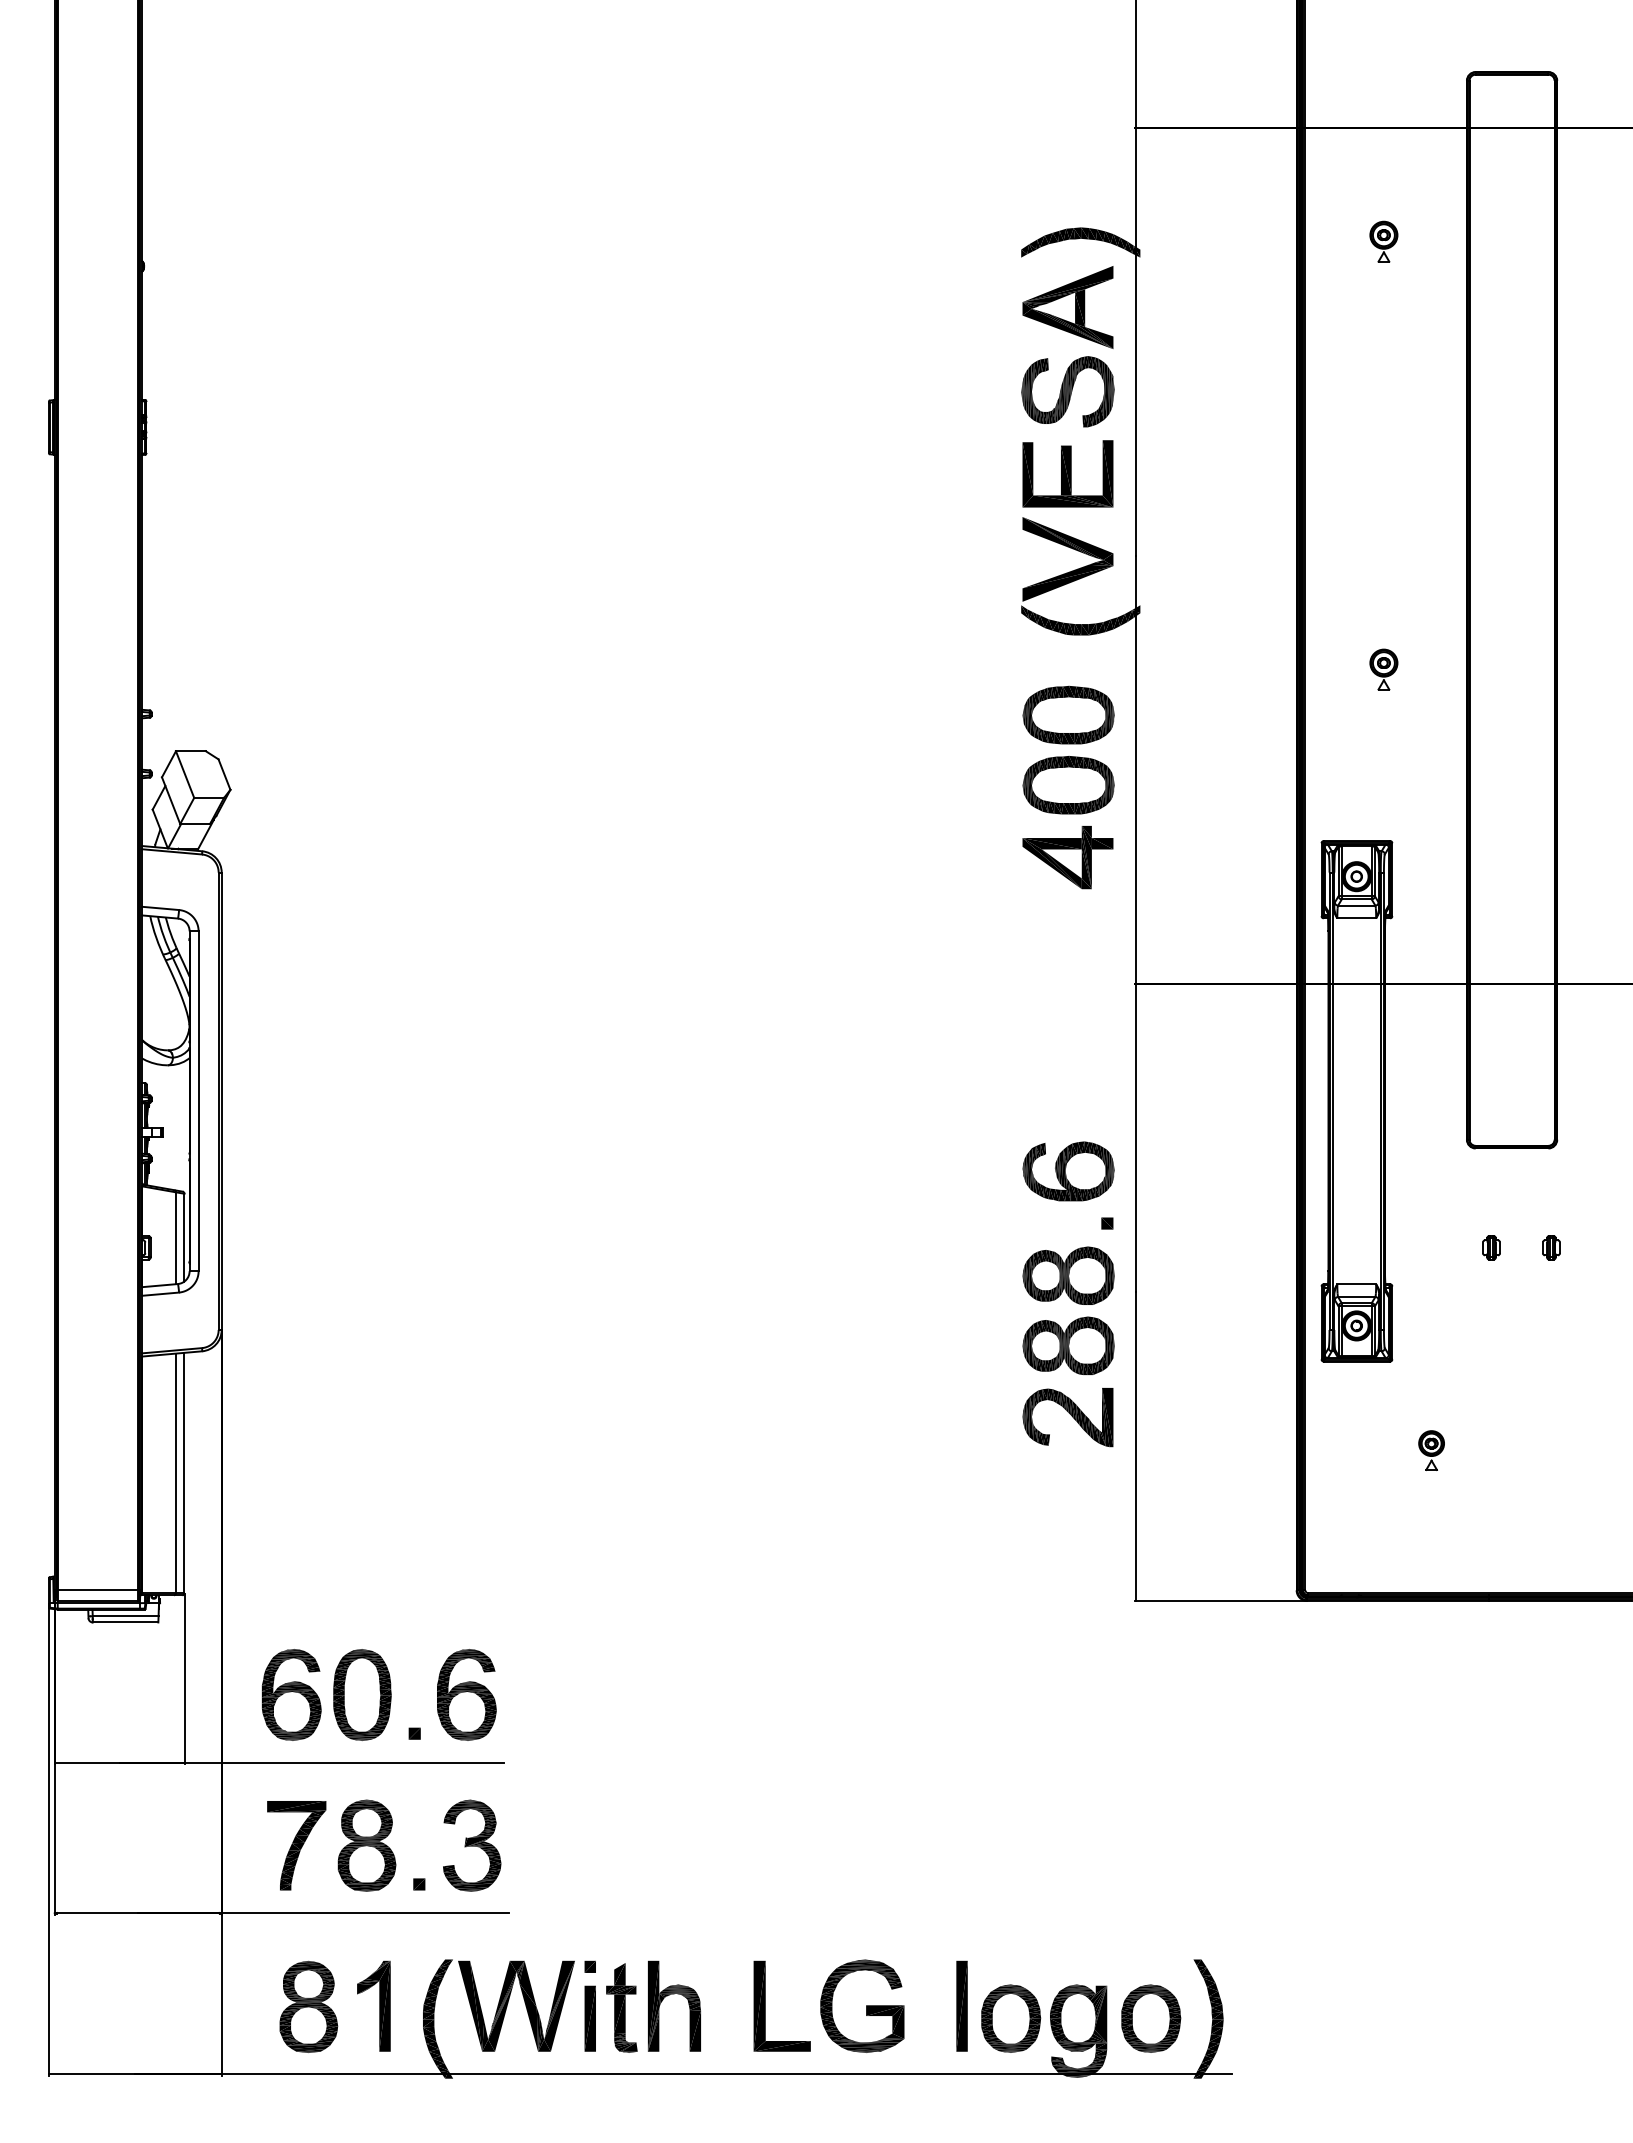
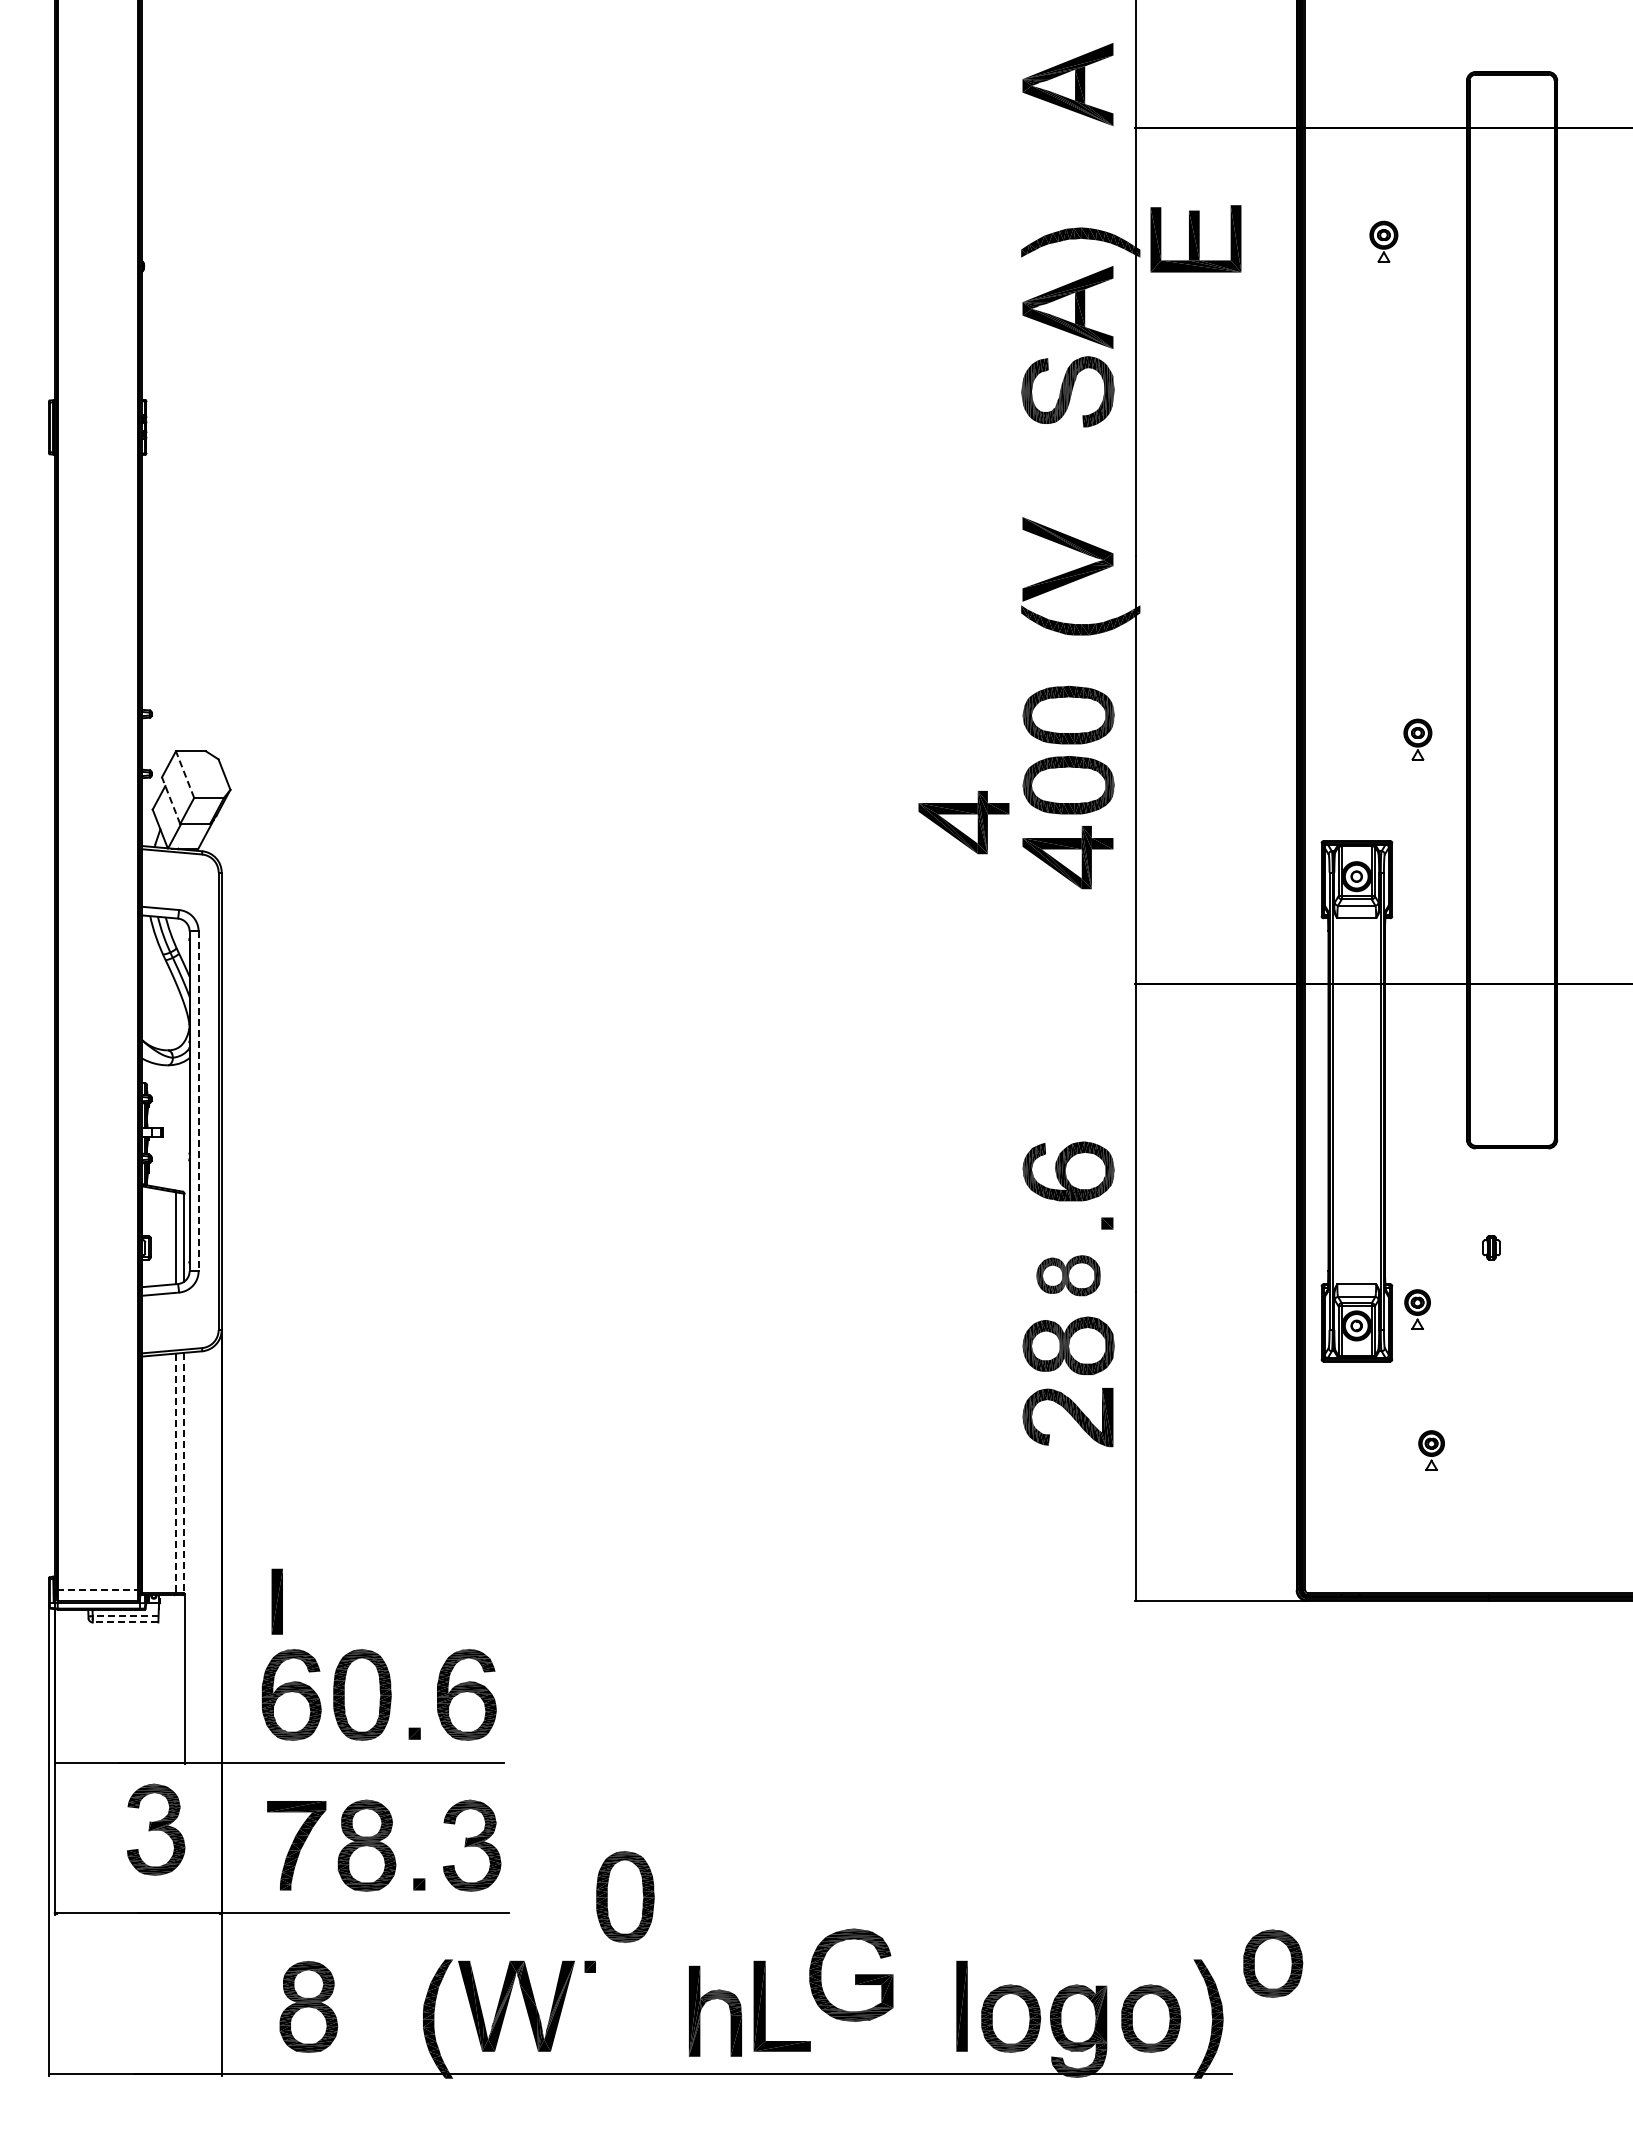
part: none -> present (1067, 84)
part position: (1067, 473) -> (1195, 238) (1195, 238)
part position: (1383, 669) -> (1417, 739) (1417, 739)
line: solid -> dashed (184, 774)
line: solid -> dashed (170, 800)
part: none -> present (963, 822)
line: solid -> dashed (198, 1101)
part: present -> none (1551, 1247)
part size: 93x59 px -> 65x42 px (1068, 1275)
part: none -> present (1417, 1309)
line: solid -> dashed (175, 1473)
line: solid -> dashed (184, 1473)
line: solid -> dashed (99, 1590)
line: solid -> dashed (125, 1616)
line: solid -> dashed (125, 1622)
part: none -> present (156, 1829)
part: none -> present (625, 1896)
part: none -> present (1273, 1963)
part position: (674, 1994) -> (715, 1999) (715, 1999)
part: present -> none (373, 2005)
part position: (862, 2005) -> (851, 1974) (851, 1974)
part: present -> none (621, 2007)
part position: (589, 2018) -> (276, 1601) (276, 1601)
